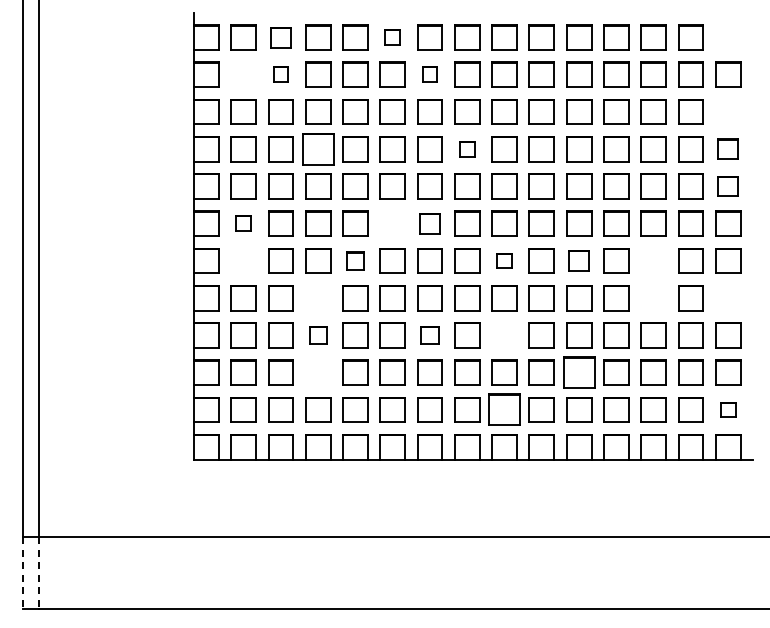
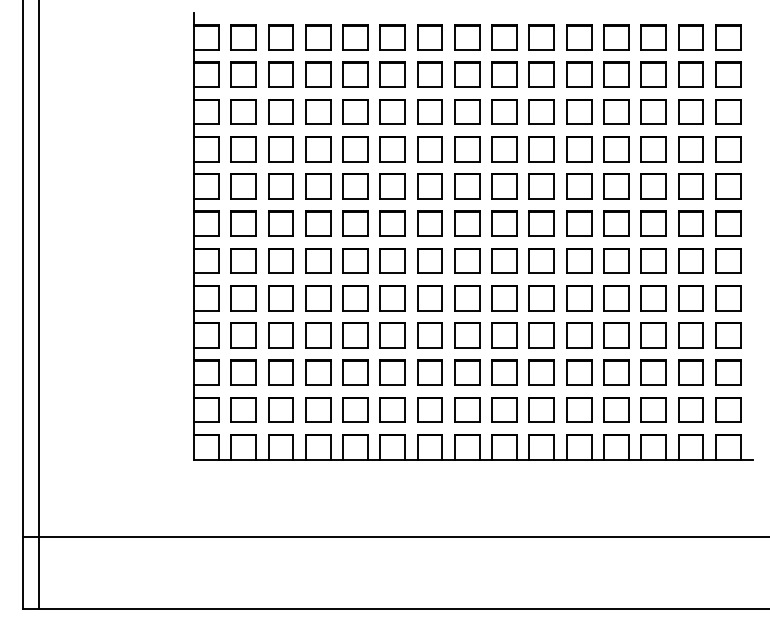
part size: 22x22 px -> 26x27 px (280, 37)
part size: 17x17 px -> 27x27 px (392, 37)
part: none -> present (728, 37)
part: none -> present (243, 74)
part size: 16x17 px -> 26x27 px (280, 74)
part size: 16x17 px -> 26x27 px (429, 74)
part: none -> present (728, 111)
part size: 22x22 px -> 27x27 px (728, 149)
part size: 33x33 px -> 27x27 px (318, 149)
part size: 17x17 px -> 27x27 px (467, 149)
part size: 22x21 px -> 27x27 px (728, 186)
part size: 17x17 px -> 27x27 px (243, 223)
part: none -> present (392, 223)
part size: 22x22 px -> 26x27 px (429, 223)
part: none -> present (243, 260)
part size: 19x20 px -> 27x26 px (355, 260)
part size: 17x16 px -> 27x26 px (504, 260)
part size: 22x22 px -> 27x26 px (579, 260)
part: none -> present (653, 260)
part: none -> present (318, 298)
part: none -> present (653, 298)
part: none -> present (728, 298)
part size: 19x19 px -> 27x27 px (318, 335)
part size: 20x19 px -> 26x27 px (429, 335)
part: none -> present (504, 335)
part: none -> present (318, 372)
part size: 33x33 px -> 27x27 px (579, 372)
part size: 33x33 px -> 27x26 px (504, 409)
part size: 17x16 px -> 27x26 px (728, 409)
line: dashed -> solid (23, 573)
line: dashed -> solid (38, 573)
